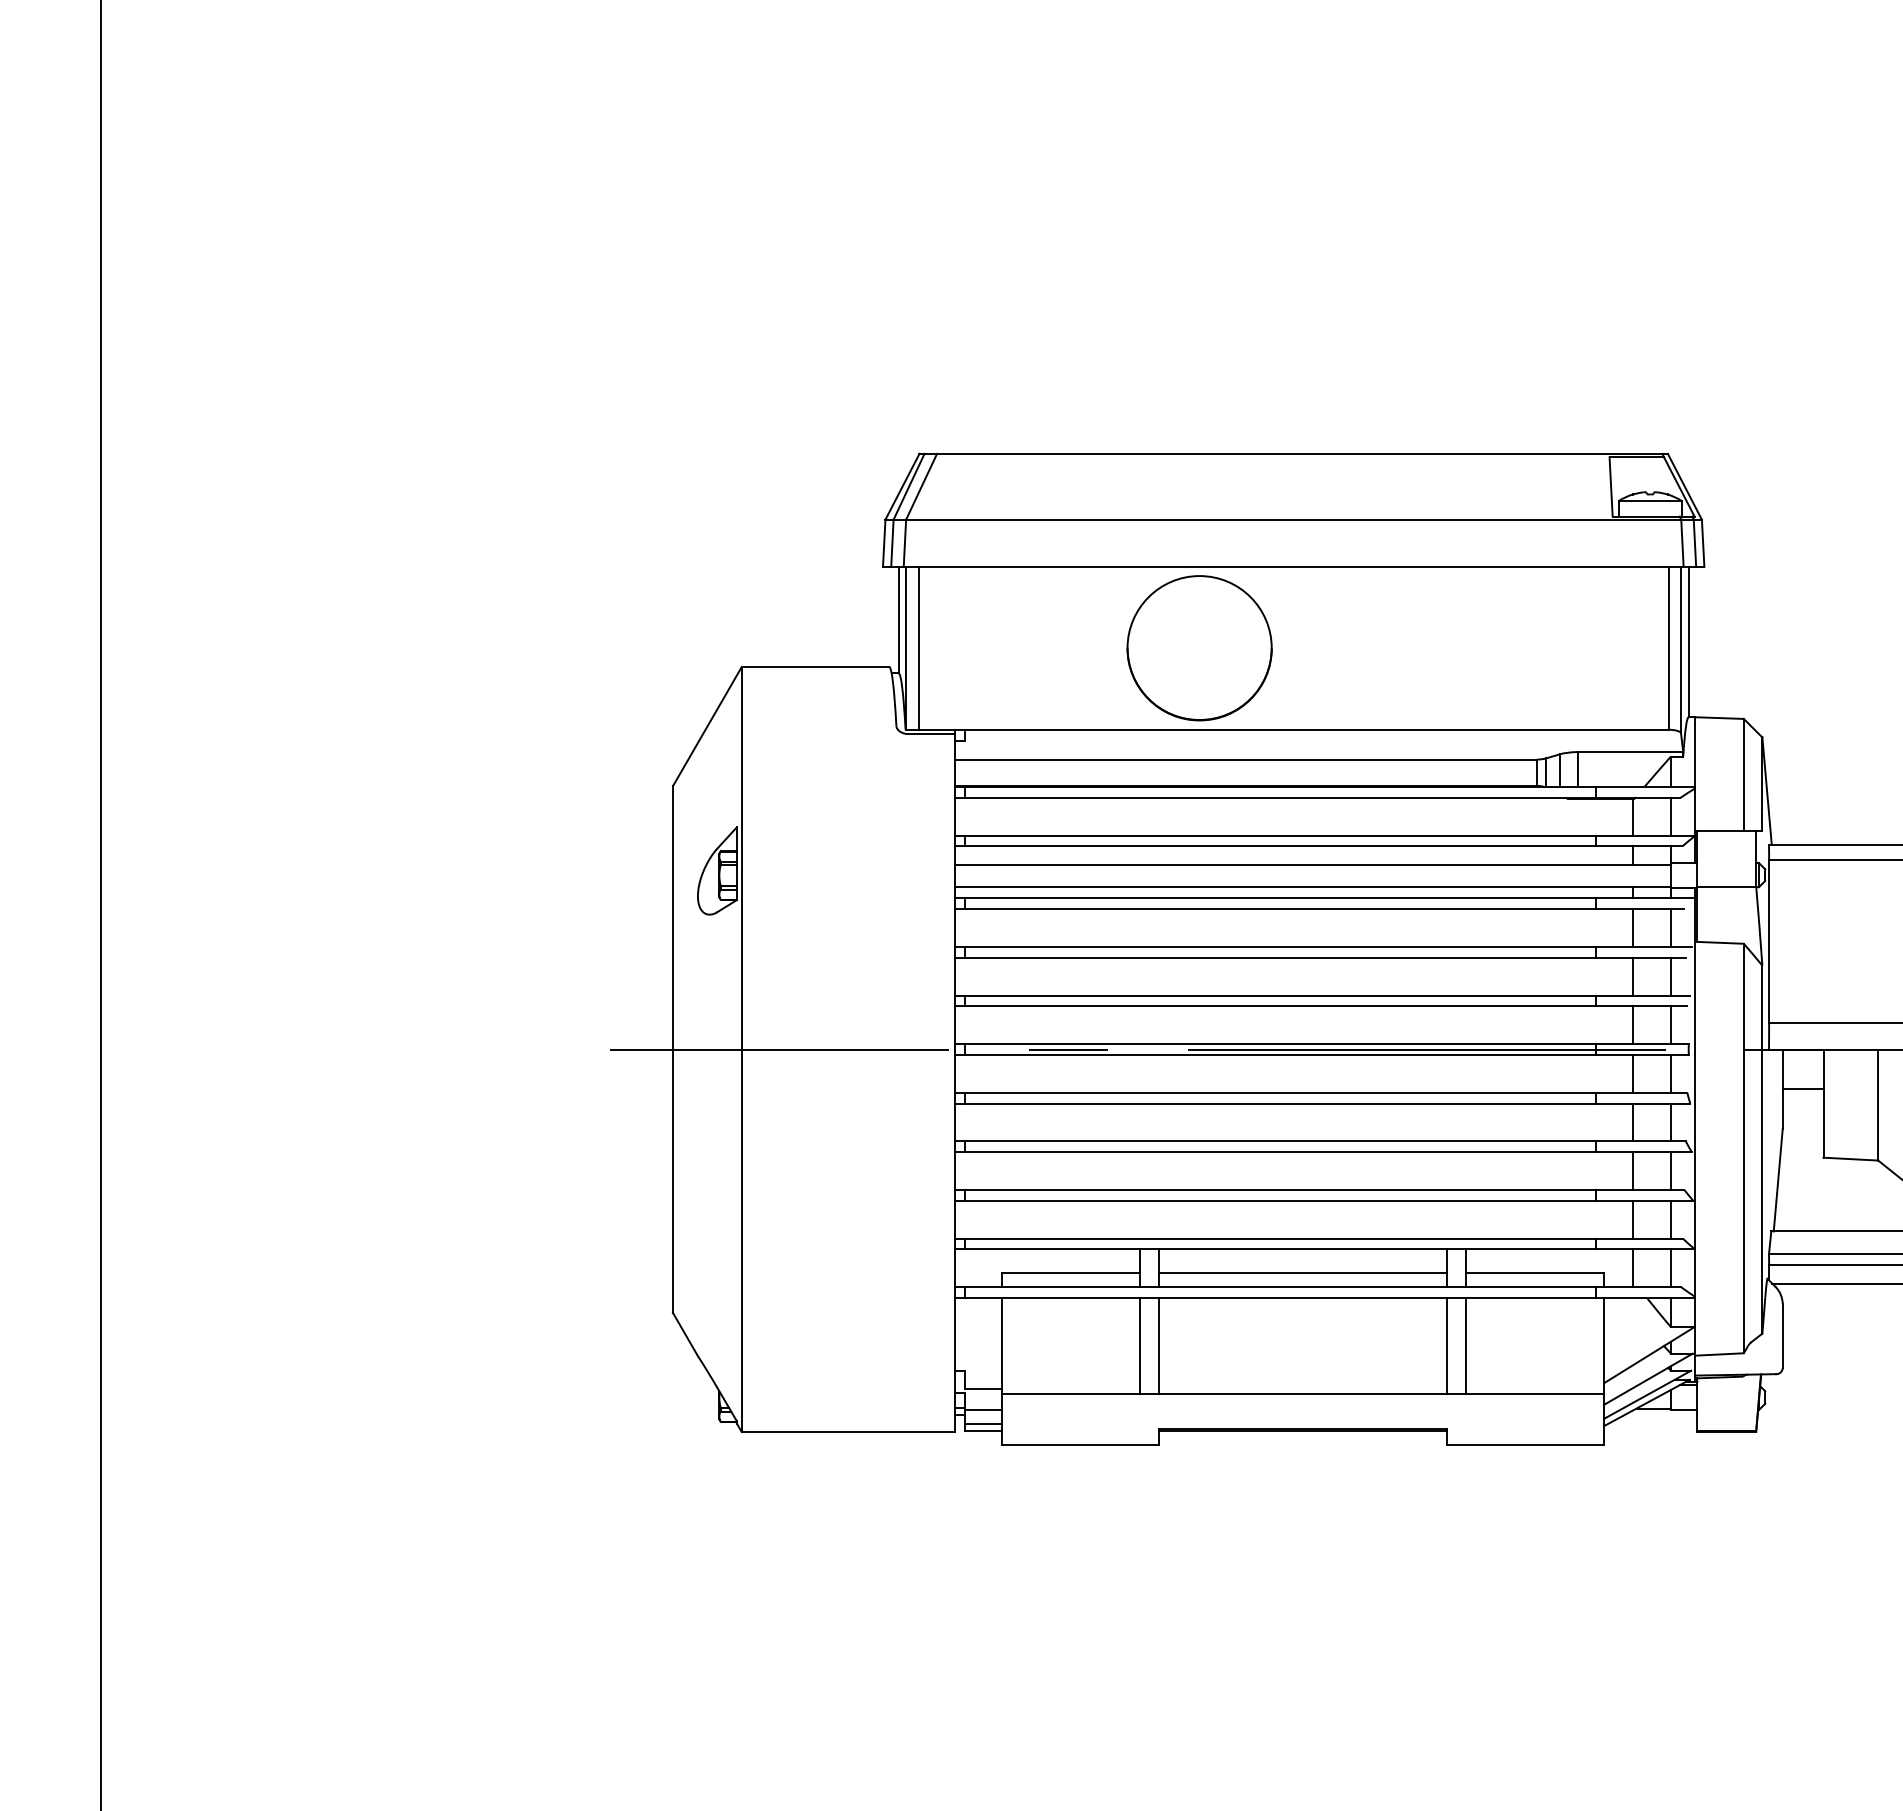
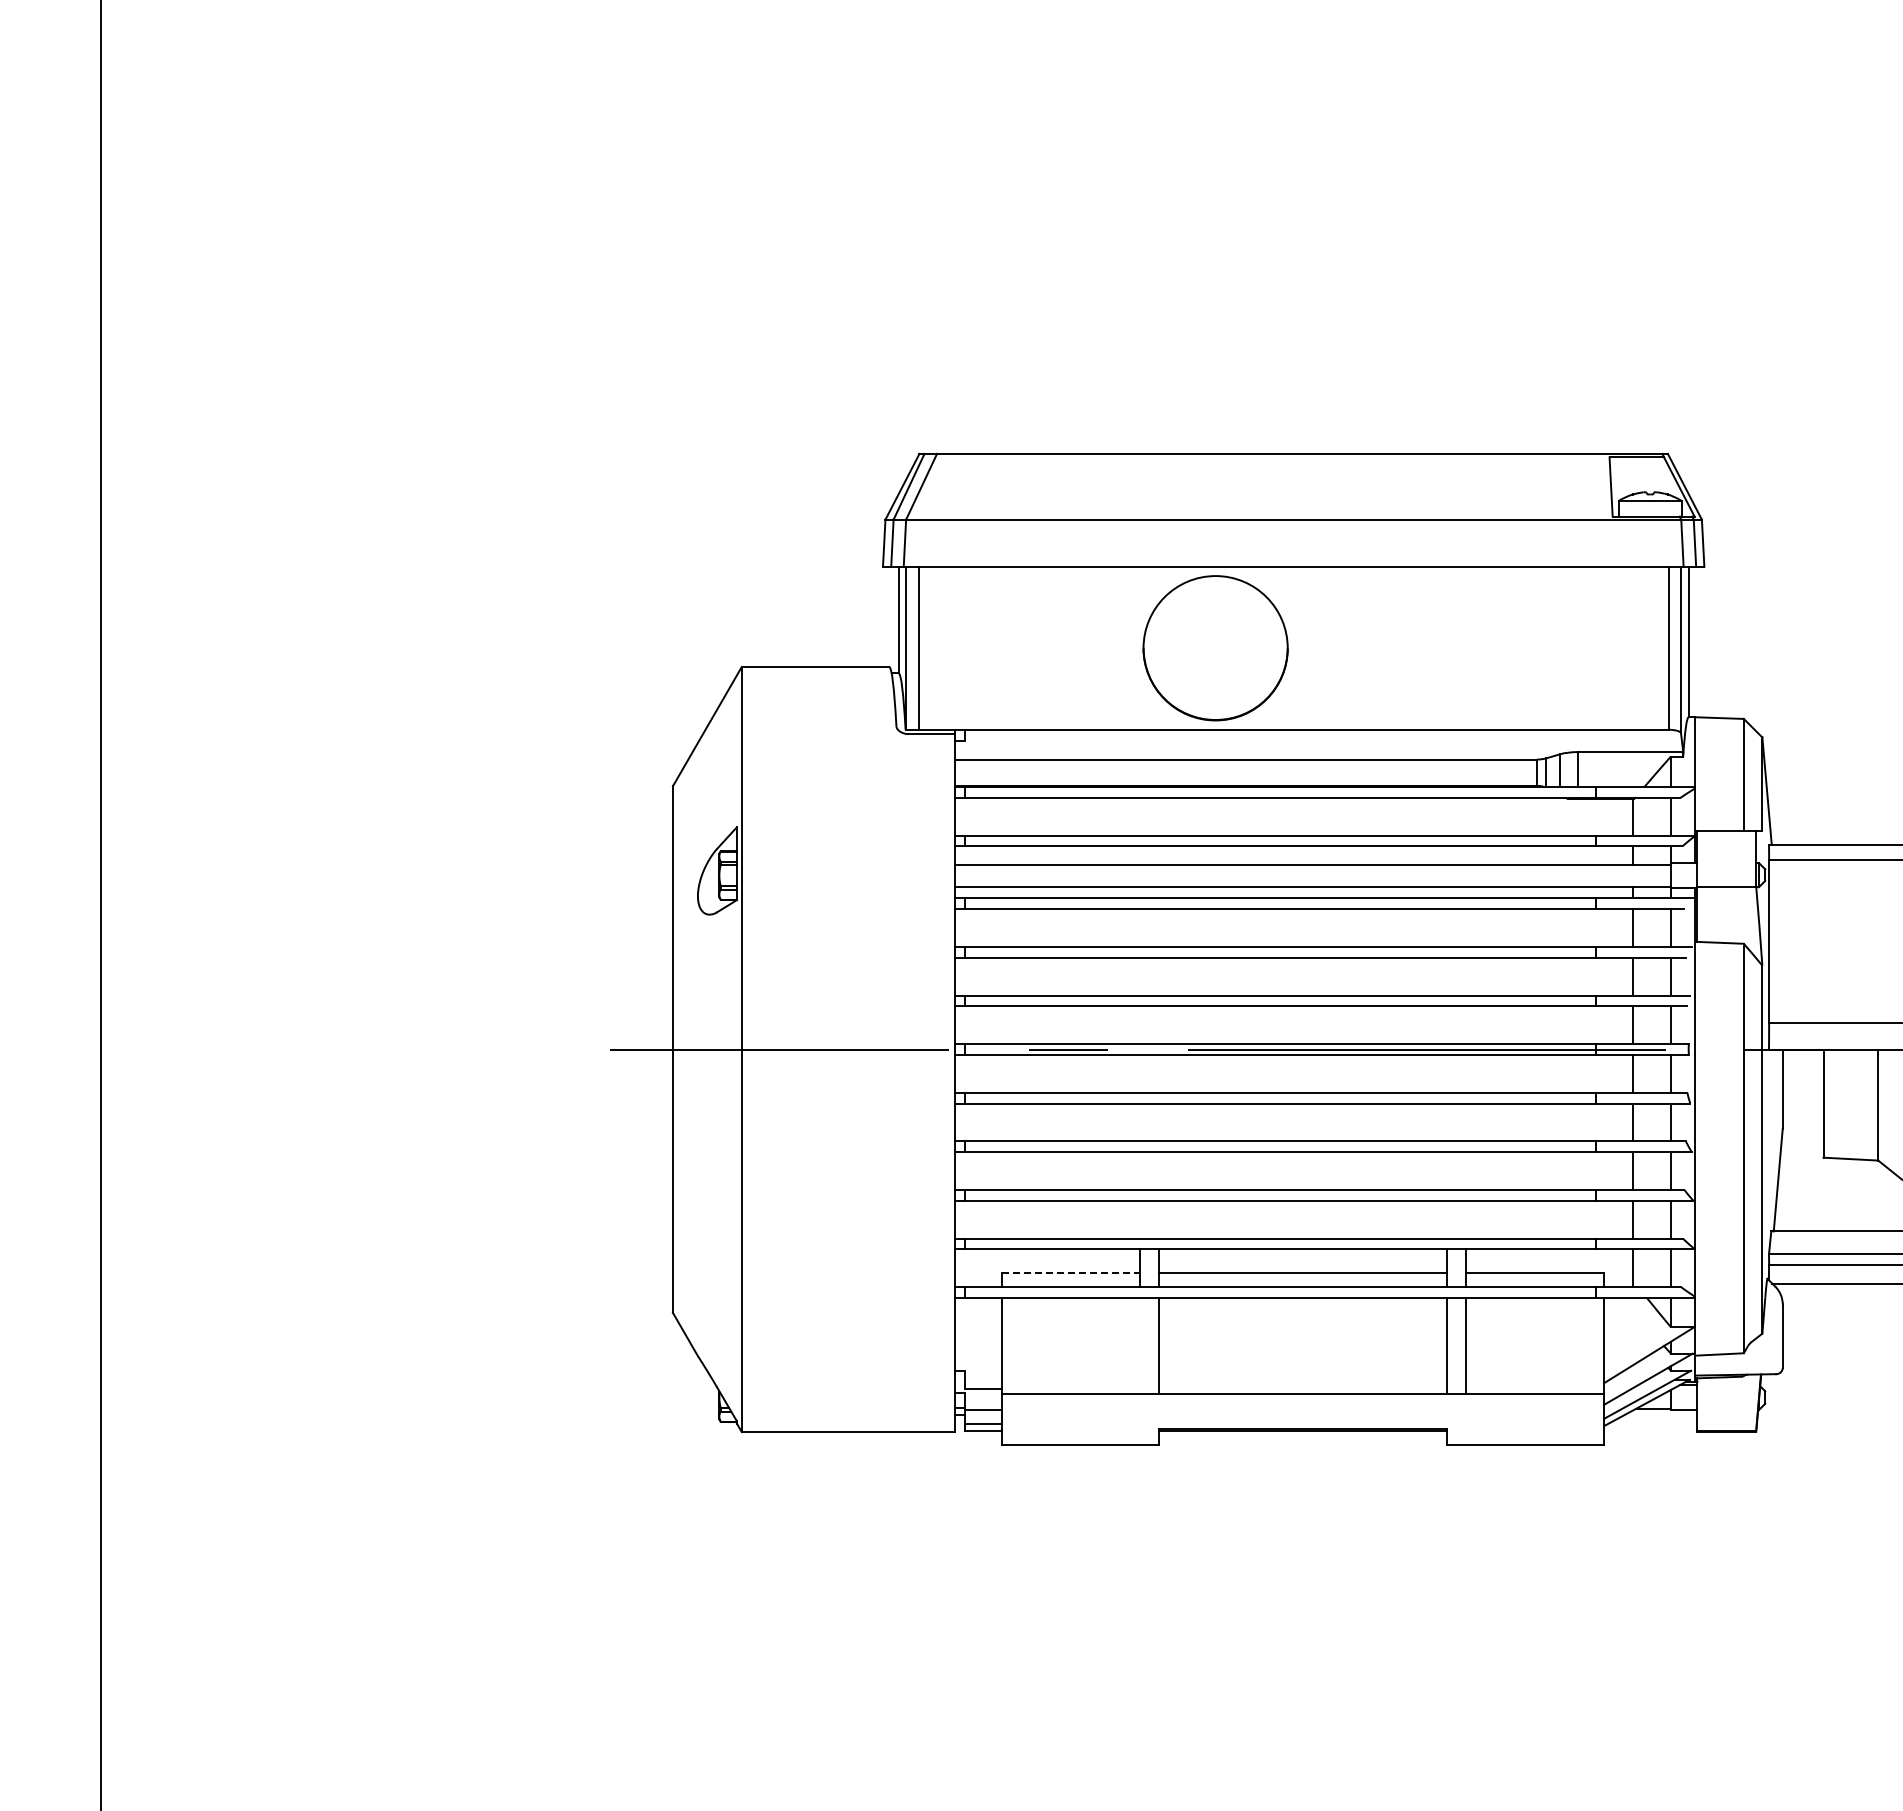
part position: (1199, 648) -> (1215, 648) (1215, 648)
line: present -> none (1802, 1088)
line: solid -> dashed (1071, 1272)
line: present -> none (1140, 1345)
